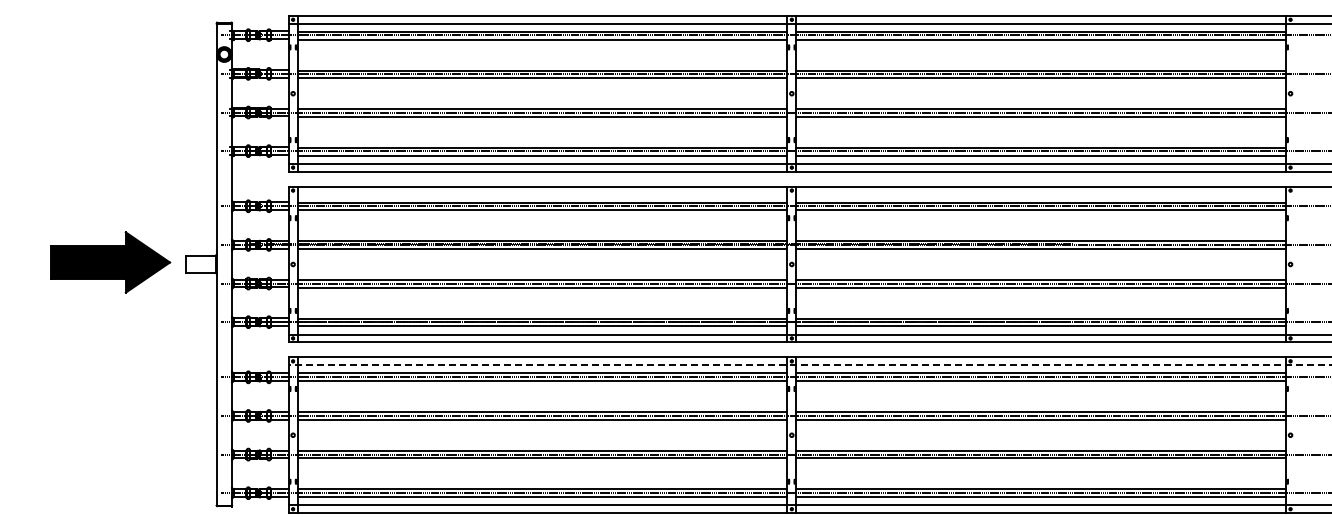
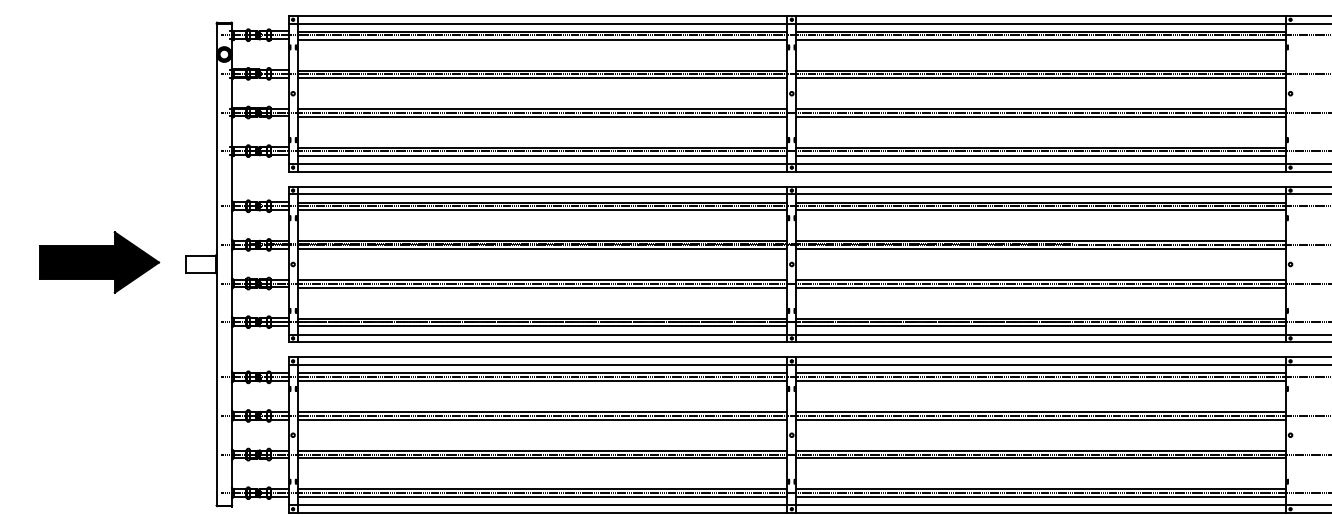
line: none -> present (808, 194)
part position: (110, 262) -> (99, 262) (99, 262)
line: dashed -> solid (809, 365)
